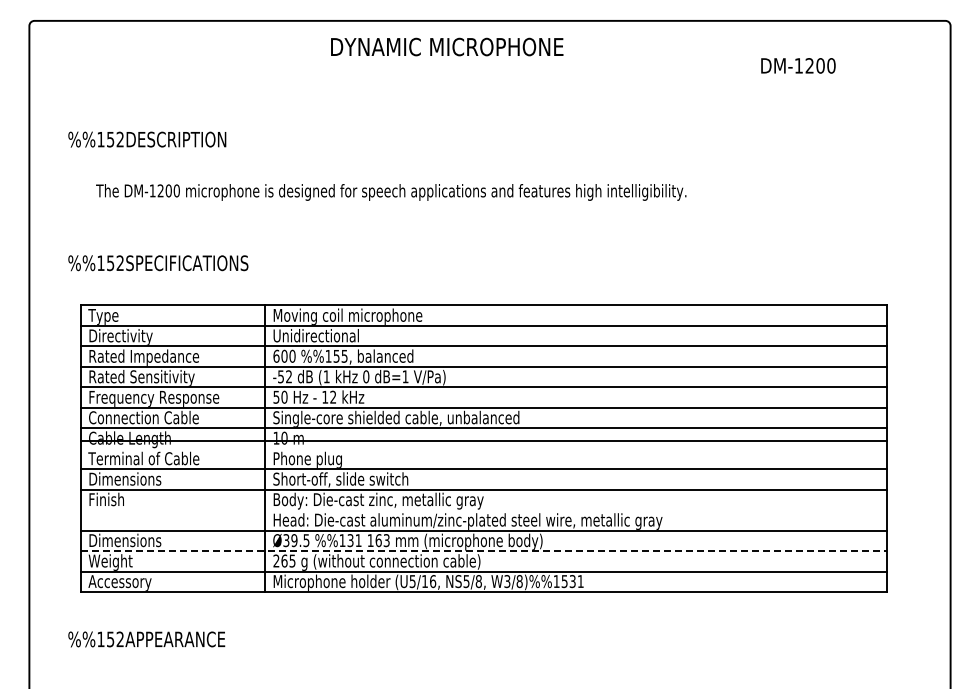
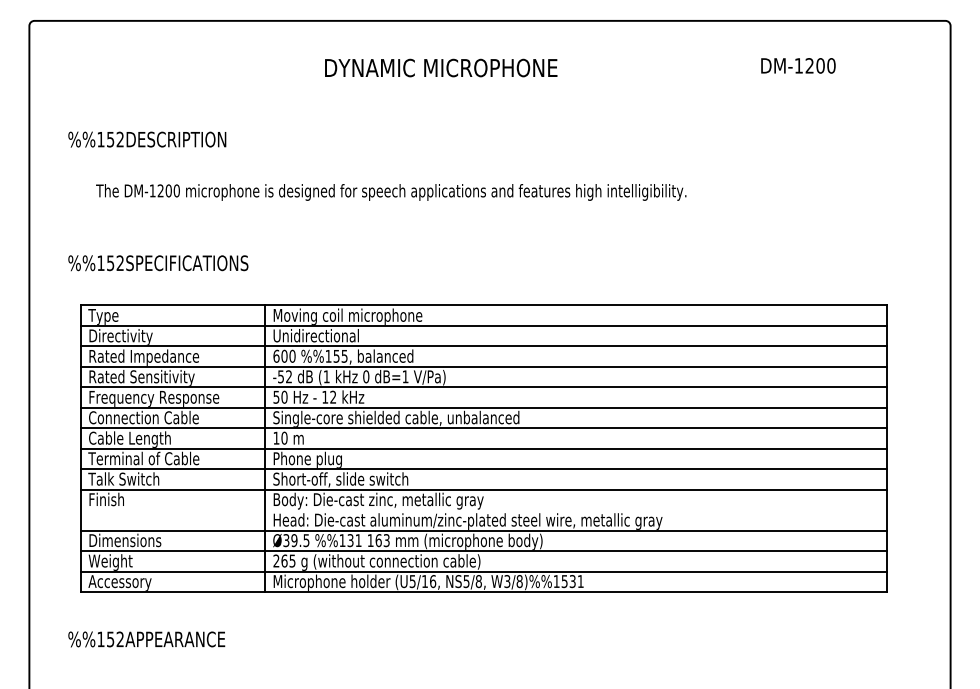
text position: (447, 46) -> (441, 67) (441, 67)
line position: (483, 440) -> (483, 448) (483, 448)
text: Dimensions -> Talk Switch (124, 478)
line: dashed -> solid (484, 551)
